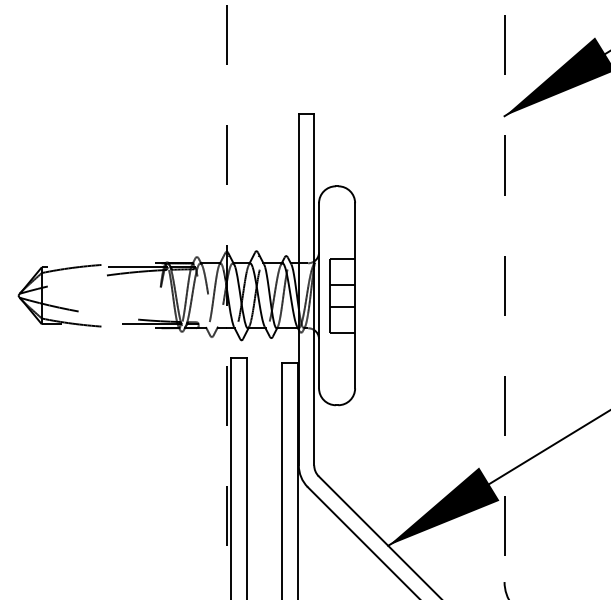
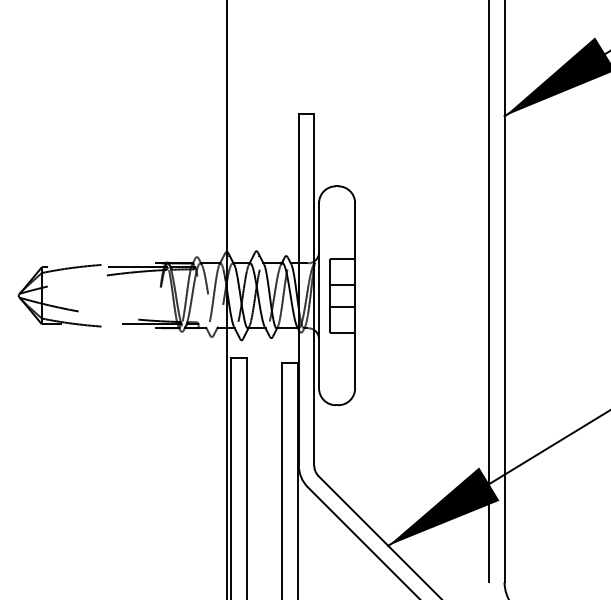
line: dashed -> solid (504, 291)
line: none -> present (489, 292)
line: dashed -> solid (226, 300)
